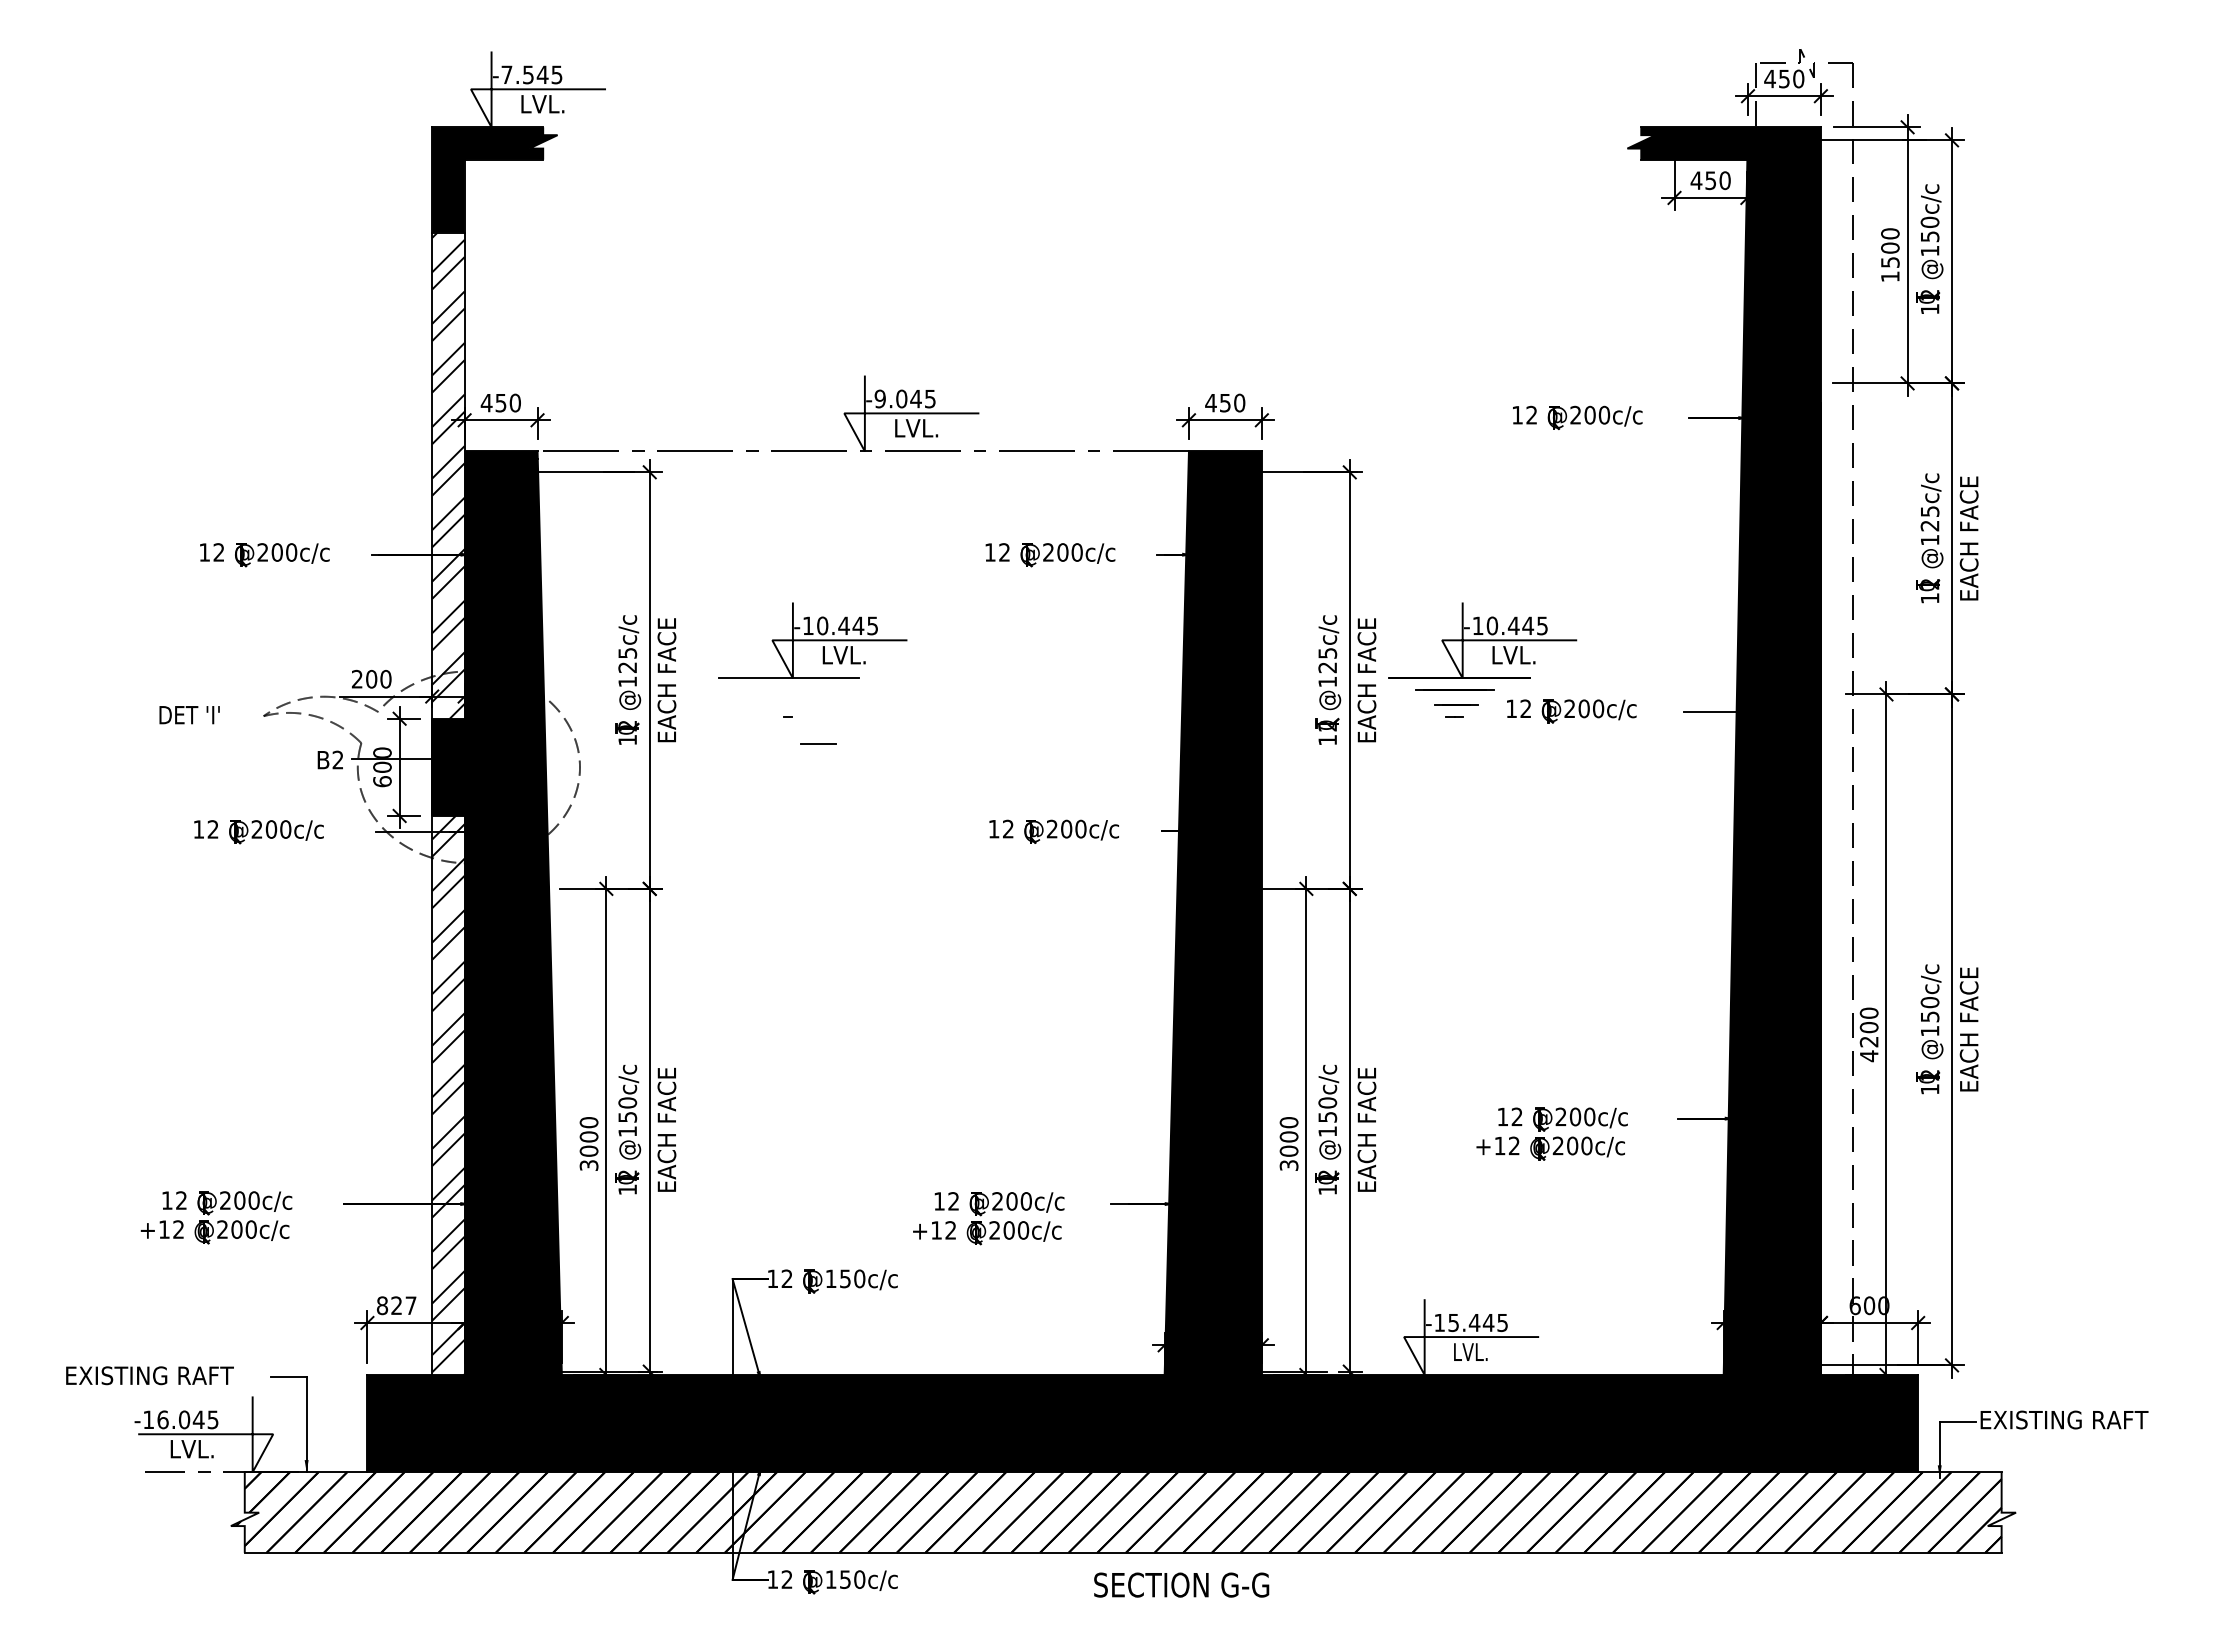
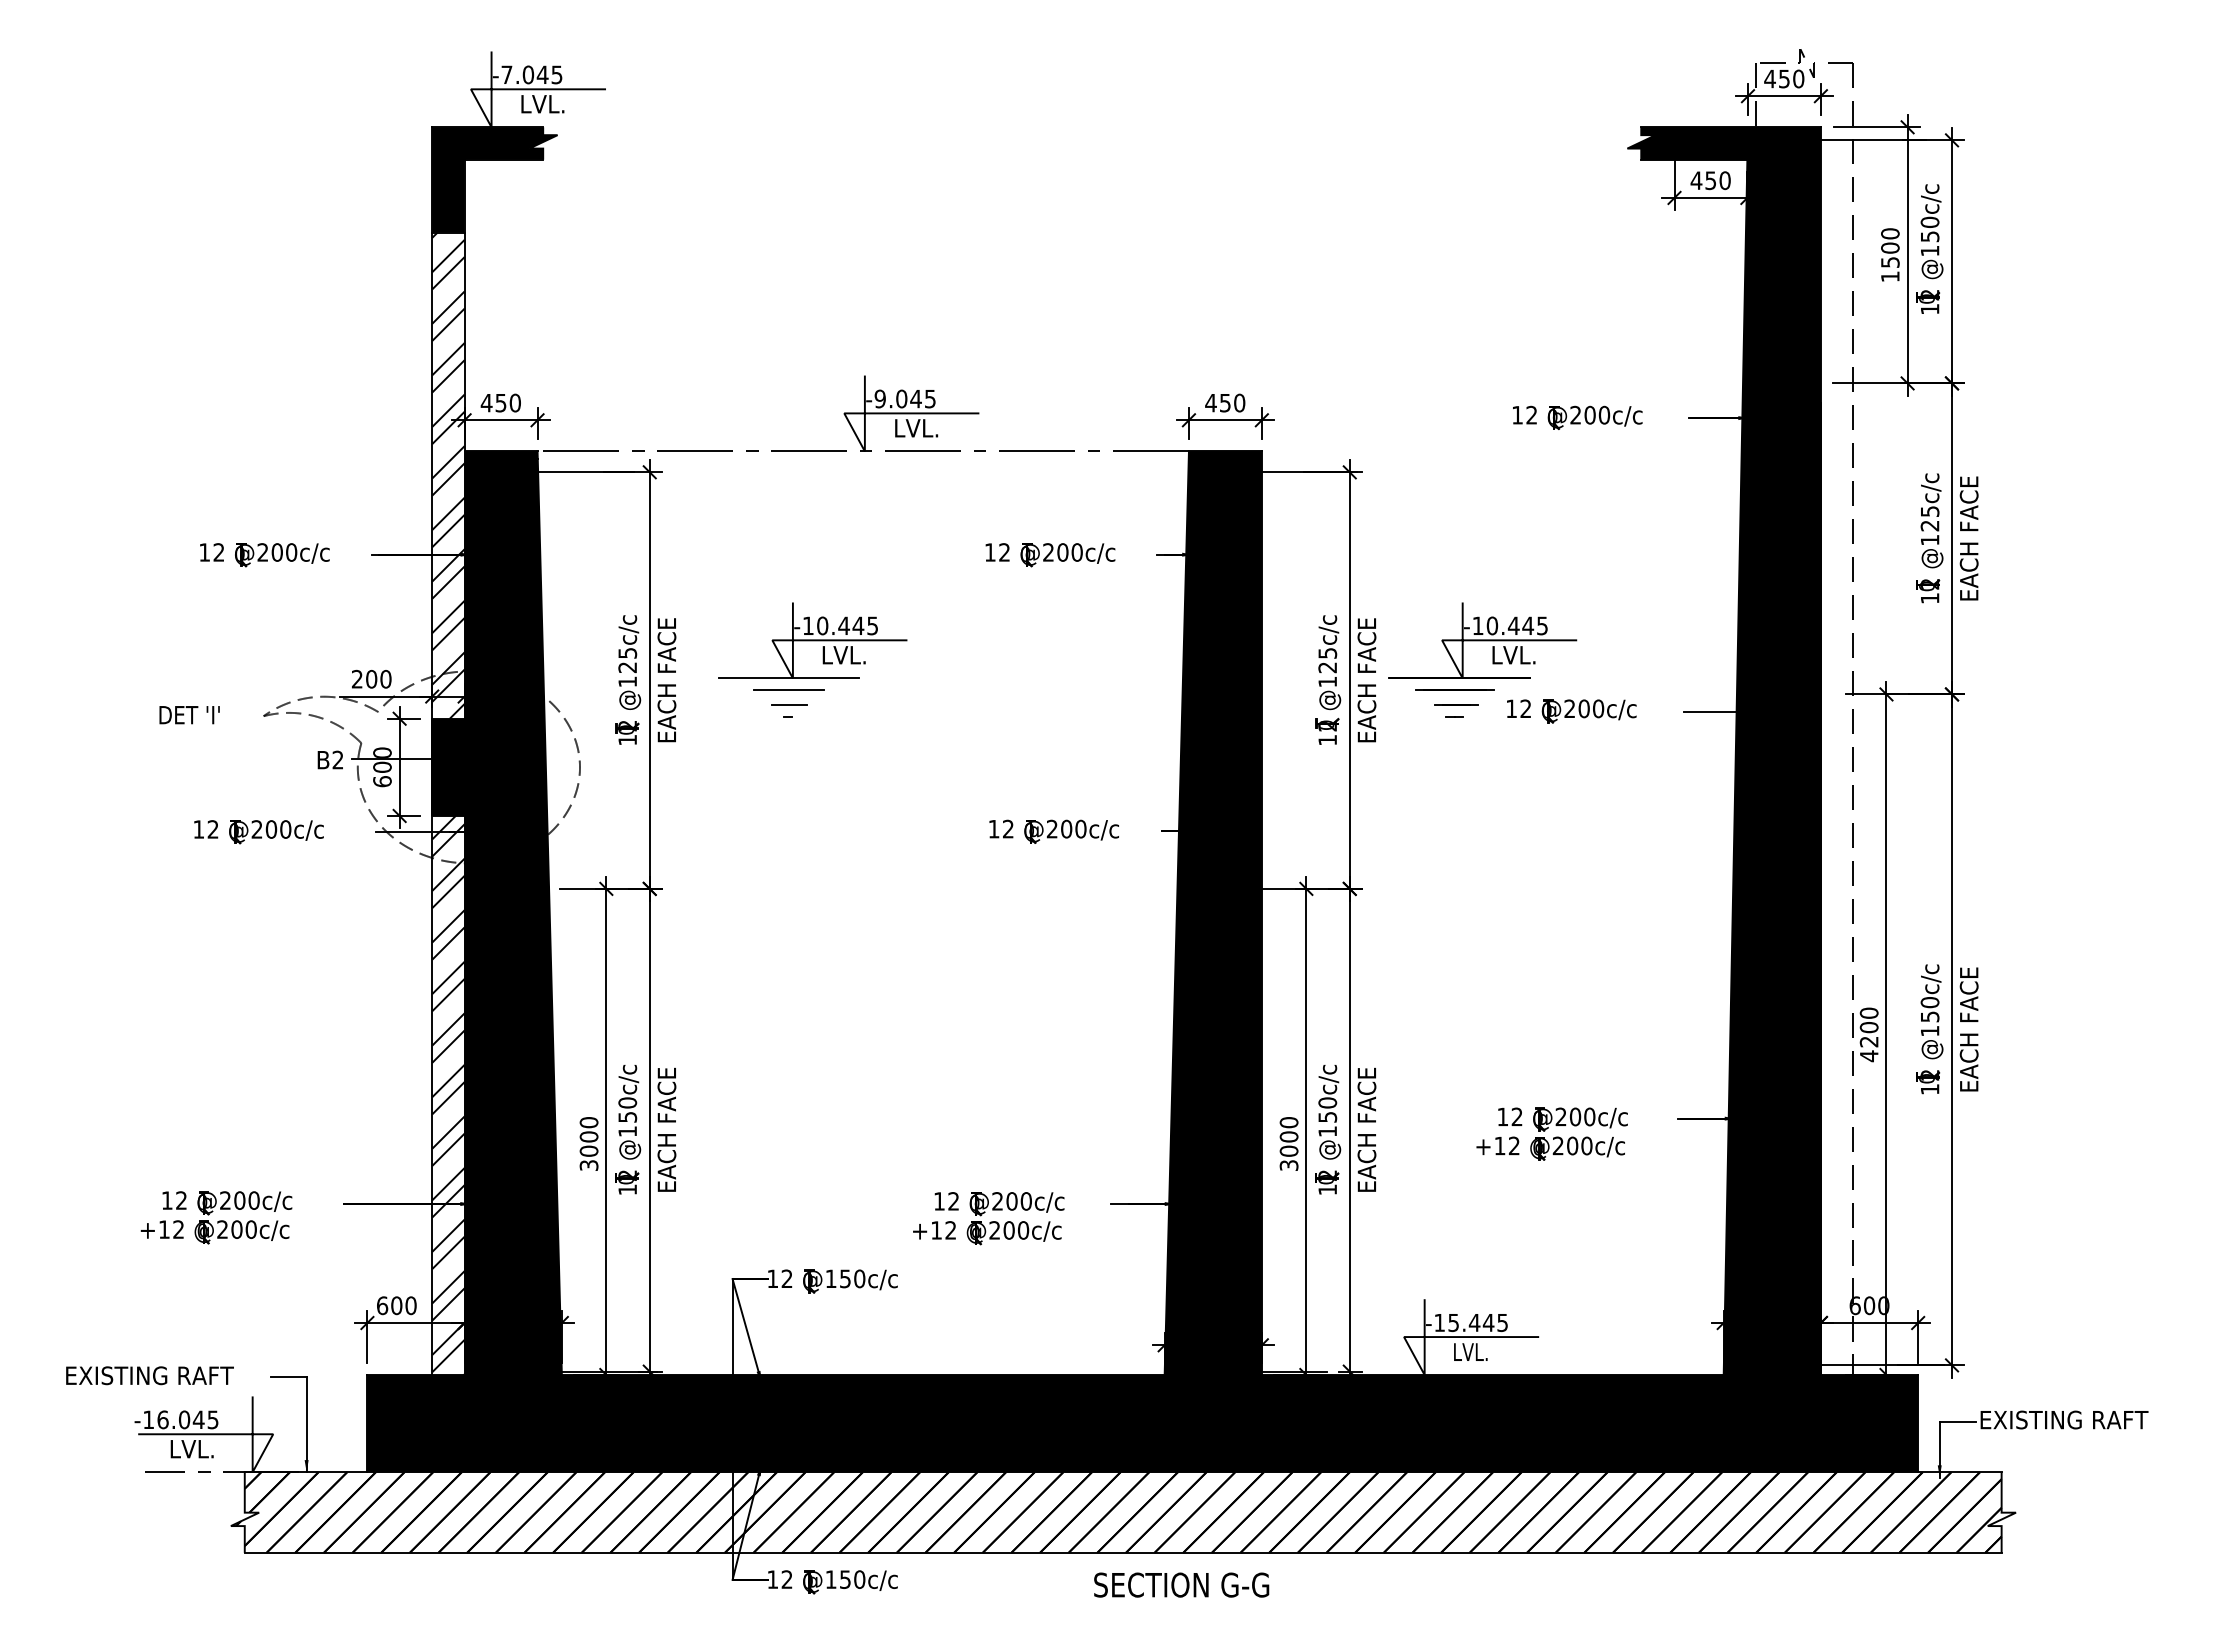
text: -7.545 -> -7.045 (528, 74)
line: none -> present (788, 690)
line position: (818, 743) -> (789, 704) (789, 704)
text: 827 -> 600 (396, 1305)
